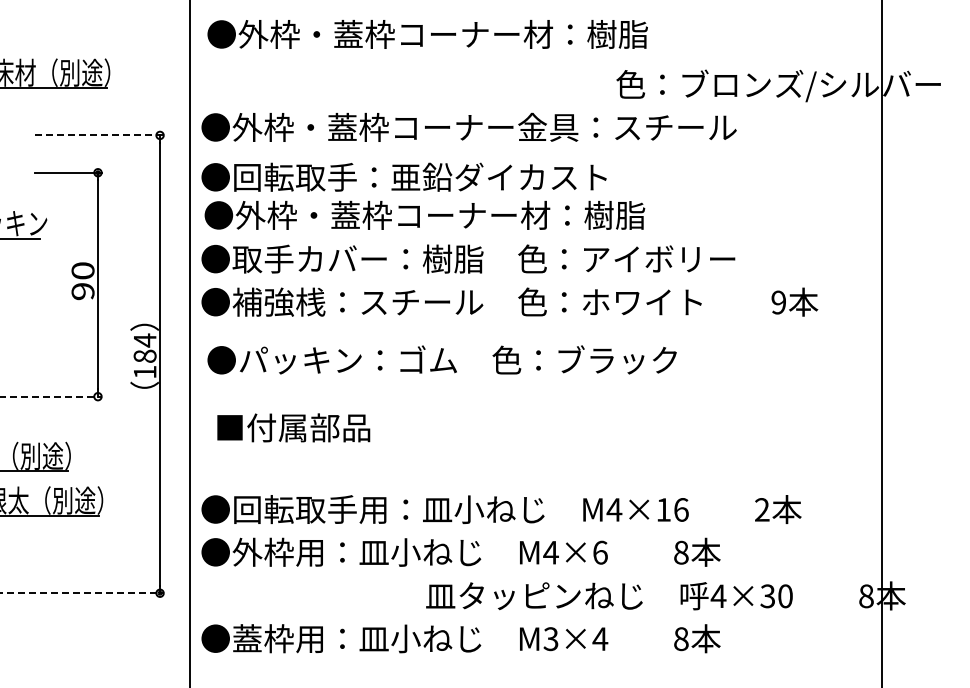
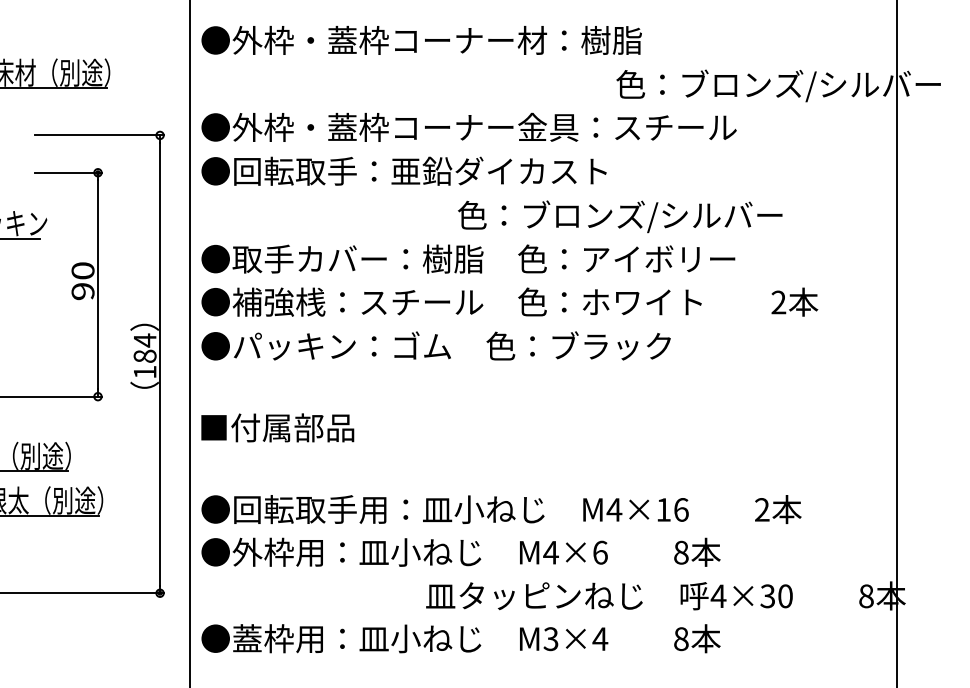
text position: (427, 34) -> (421, 40) (421, 40)
line: dashed -> solid (100, 135)
text position: (403, 176) -> (403, 170) (403, 170)
text: ●外枠・蓋枠コーナー材：樹脂 -> 色：ブロンズ/シルバー (493, 216)
text: 9 -> 2 (778, 302)
line position: (882, 343) -> (897, 343) (897, 343)
text position: (441, 359) -> (435, 345) (435, 345)
line: dashed -> solid (50, 396)
text position: (293, 427) -> (277, 427) (277, 427)
line: dashed -> solid (81, 593)
